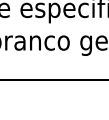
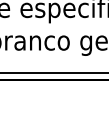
line: none -> present (53, 72)
